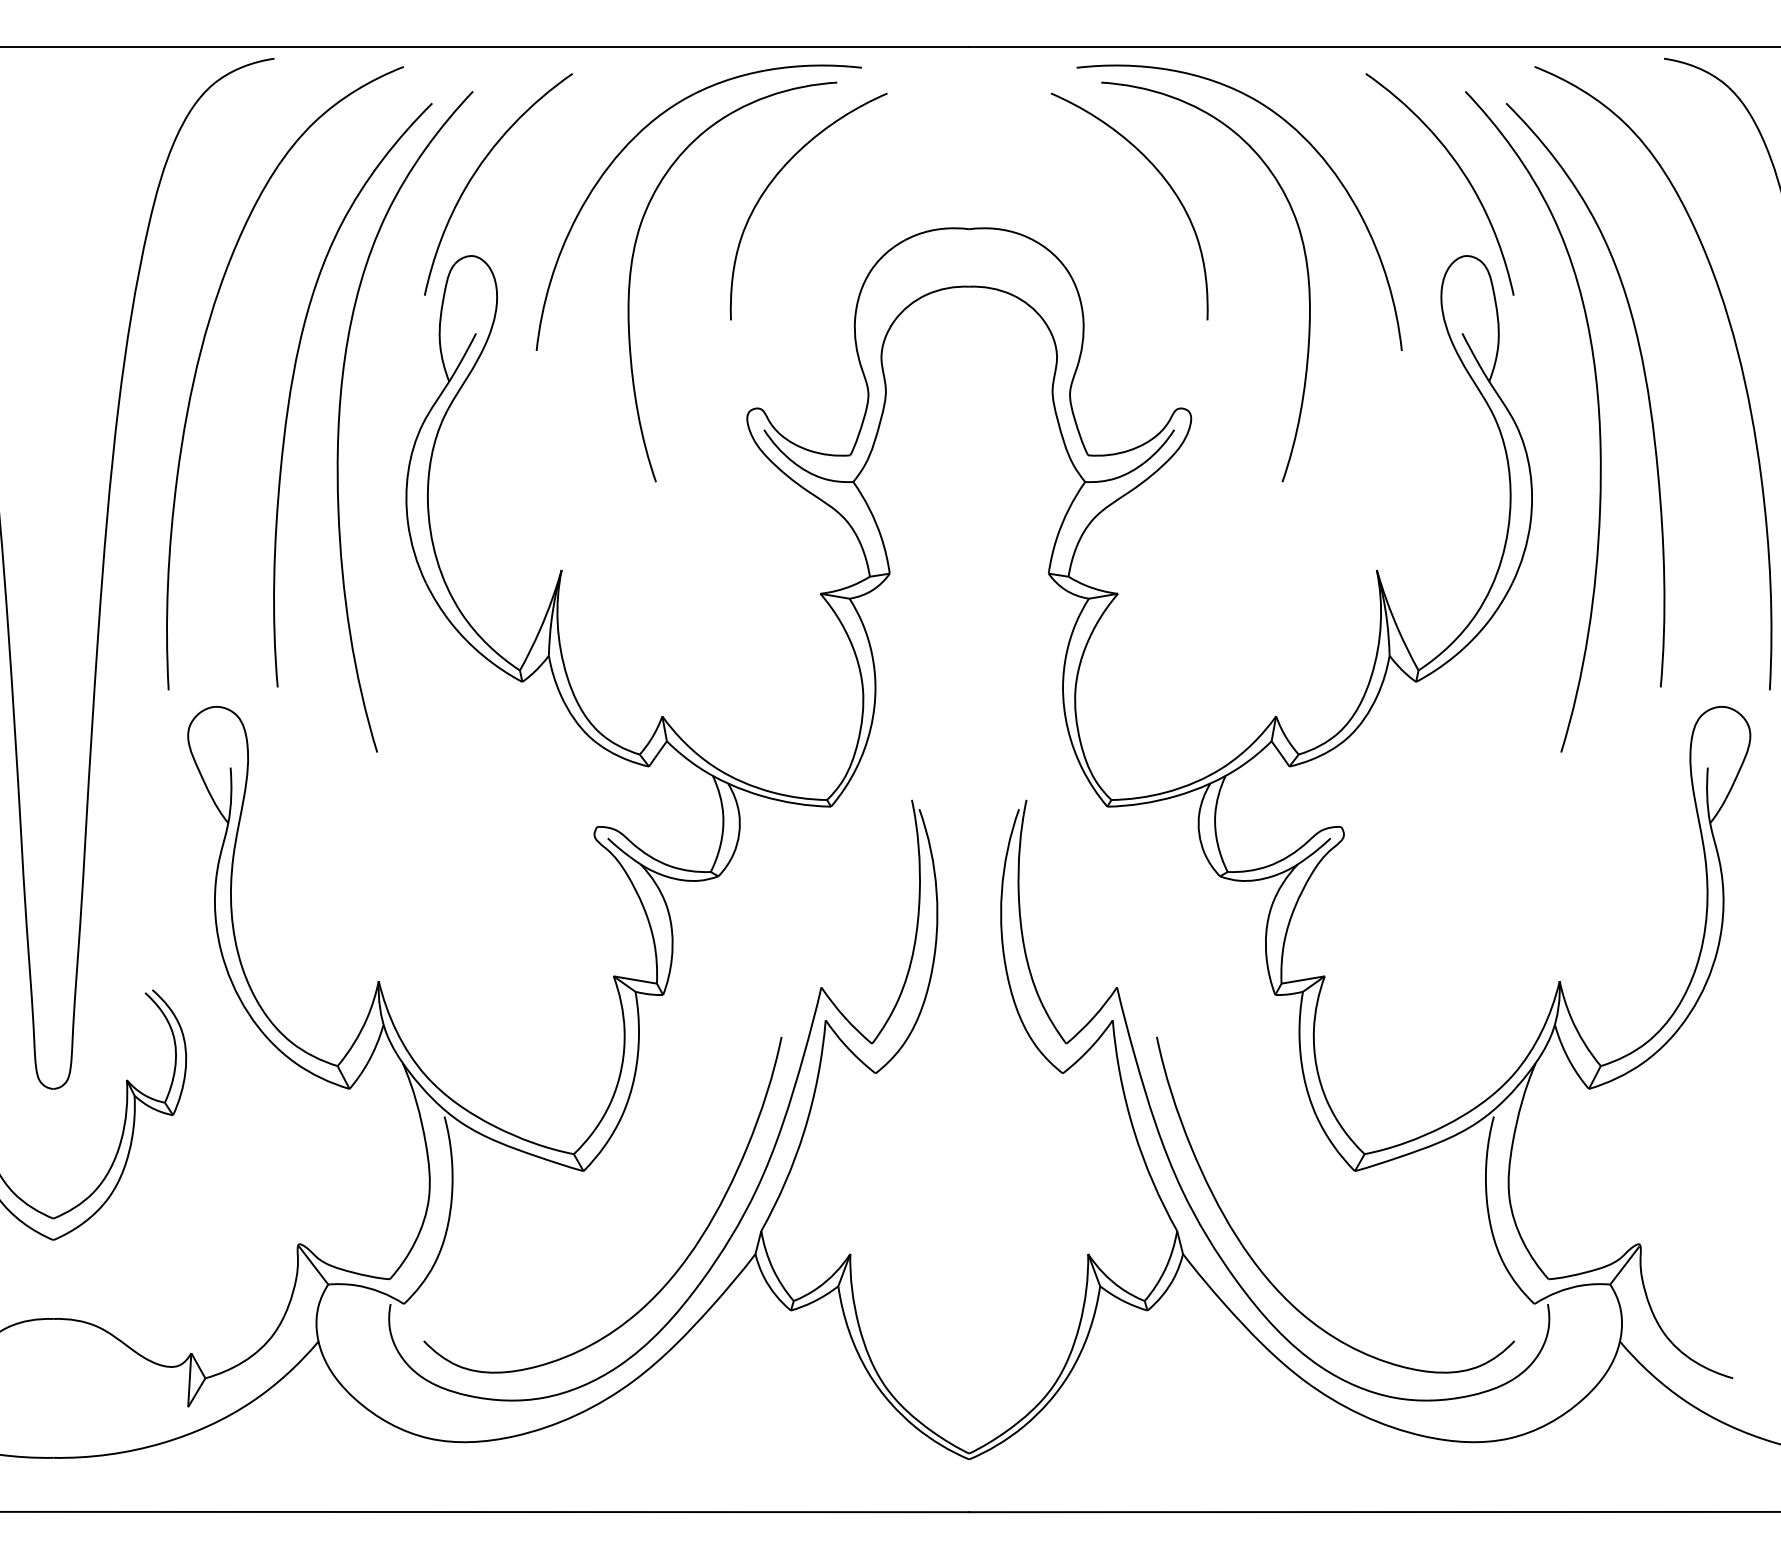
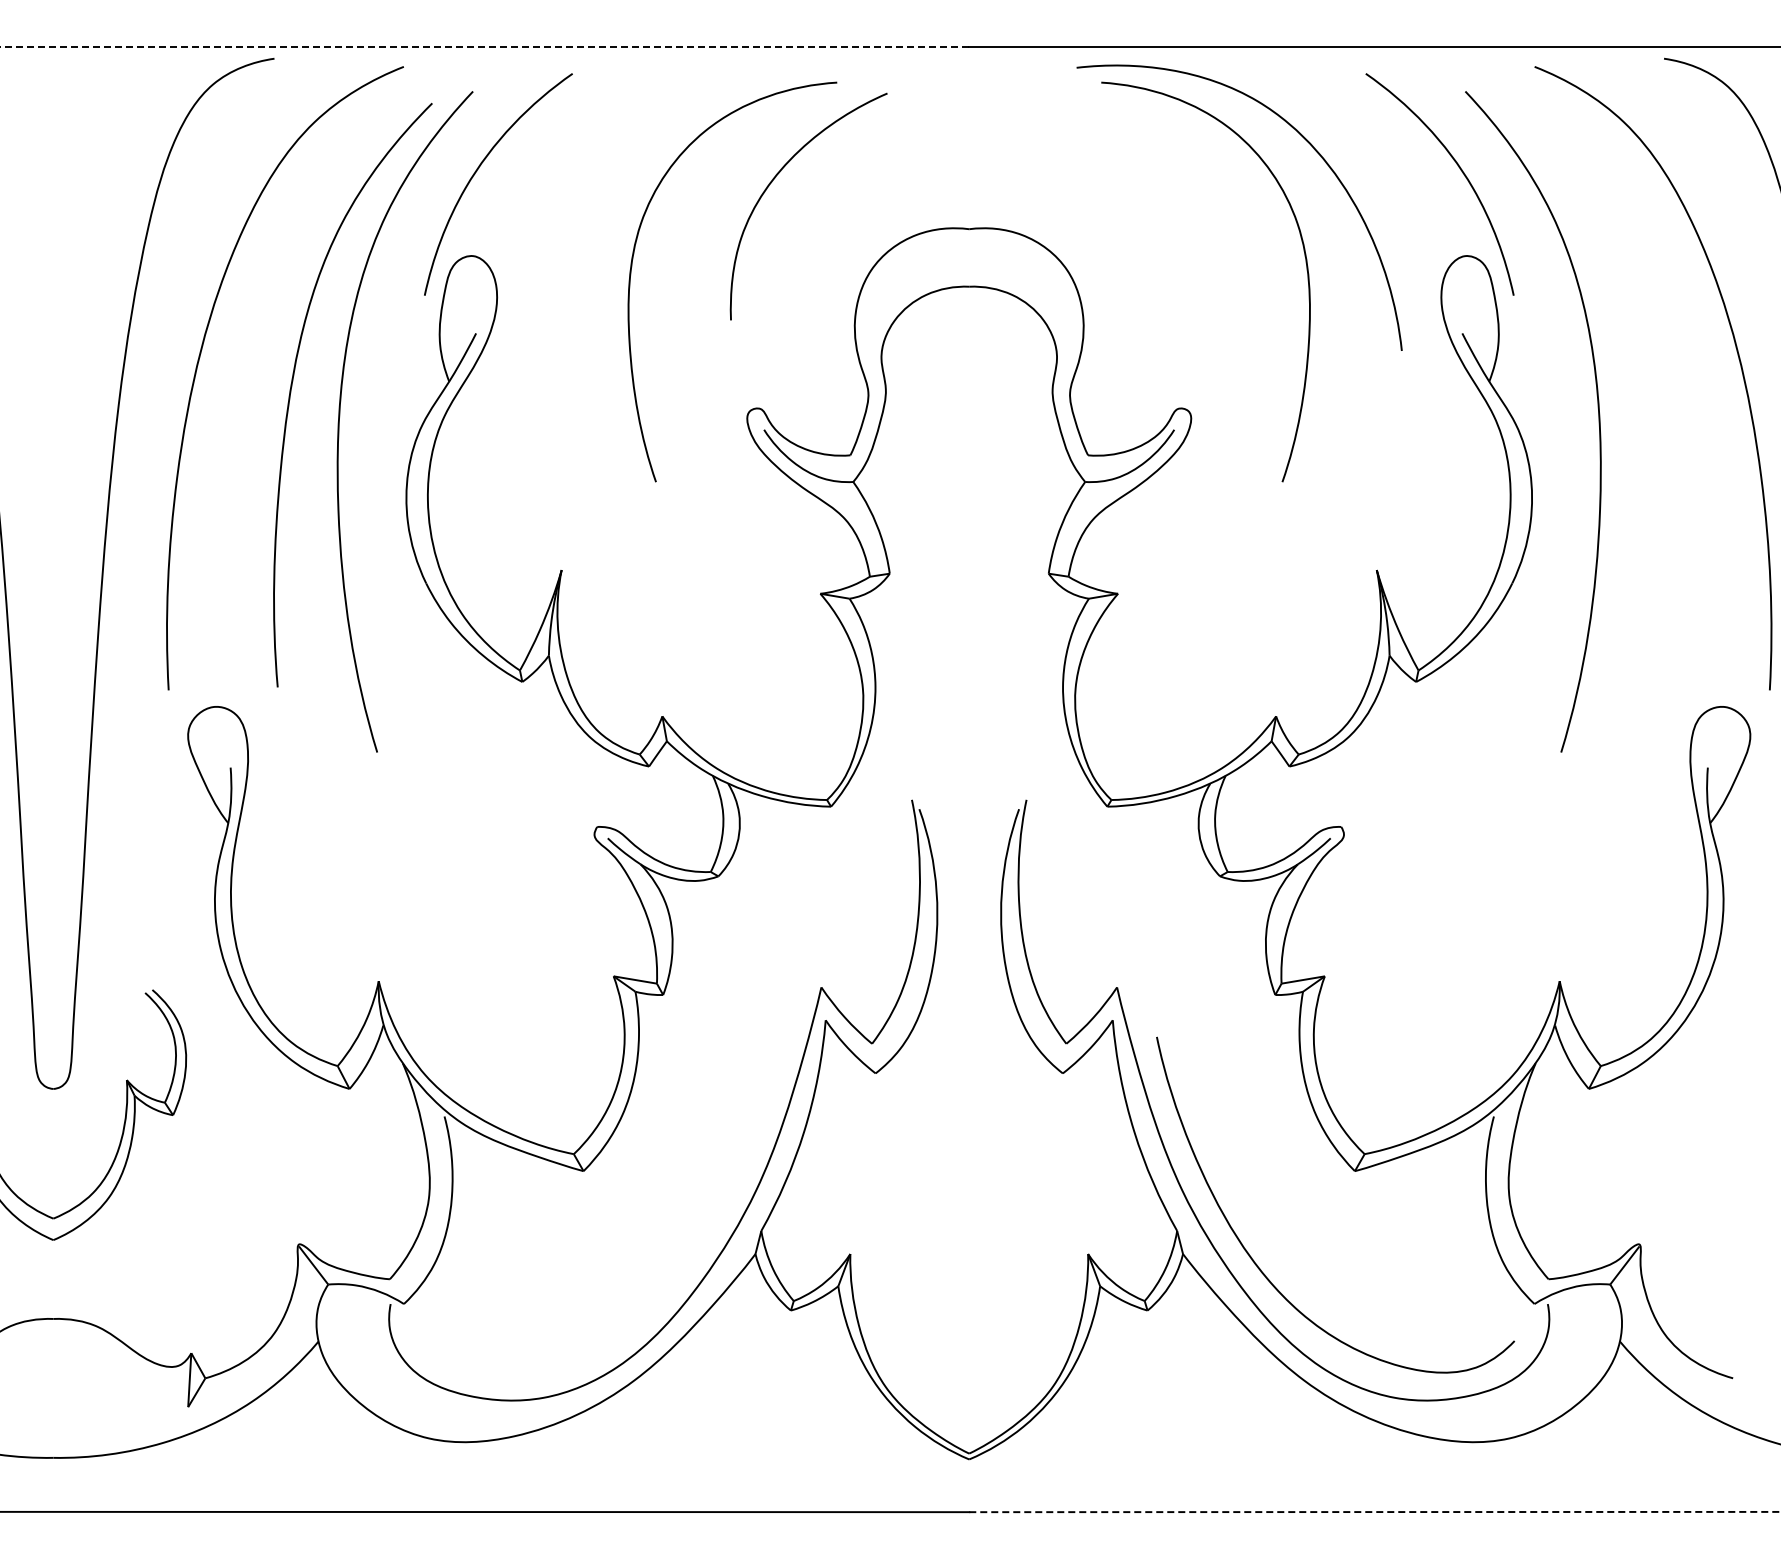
line: solid -> dashed (484, 46)
curve: present -> none (633, 140)
curve: present -> none (1164, 180)
curve: present -> none (1645, 384)
curve: present -> none (682, 1262)
line: solid -> dashed (1375, 1512)
